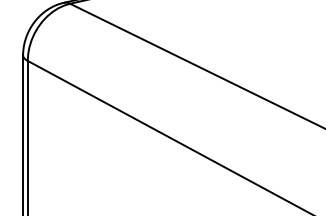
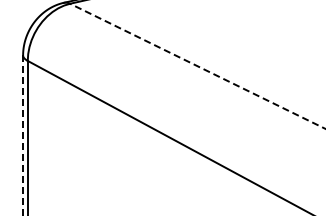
line: solid -> dashed (197, 66)
line: solid -> dashed (23, 135)
